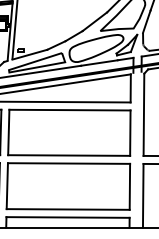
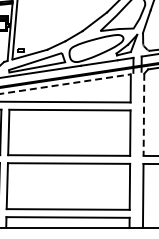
line: solid -> dashed (65, 84)
line: solid -> dashed (143, 115)
